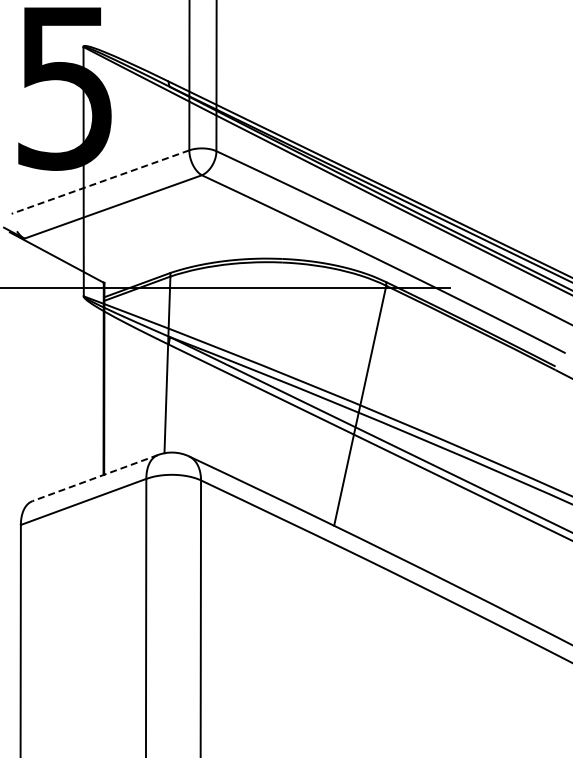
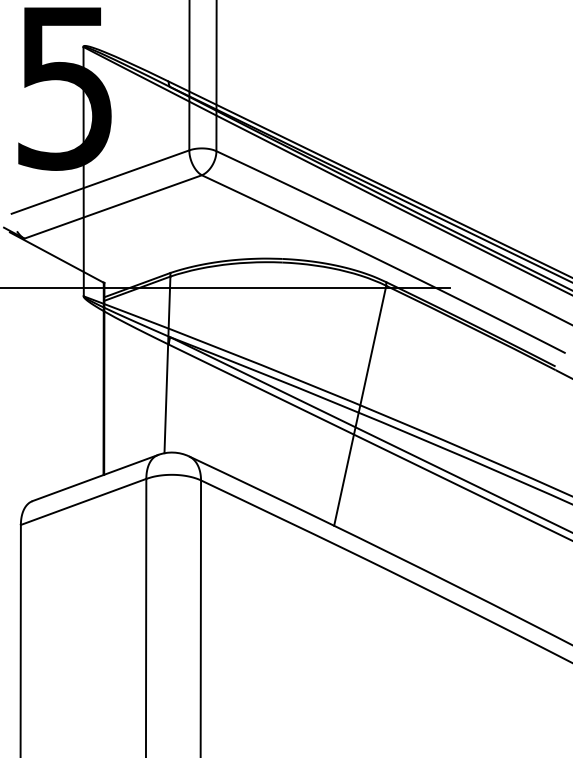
line: dashed -> solid (100, 182)
line: dashed -> solid (95, 478)
